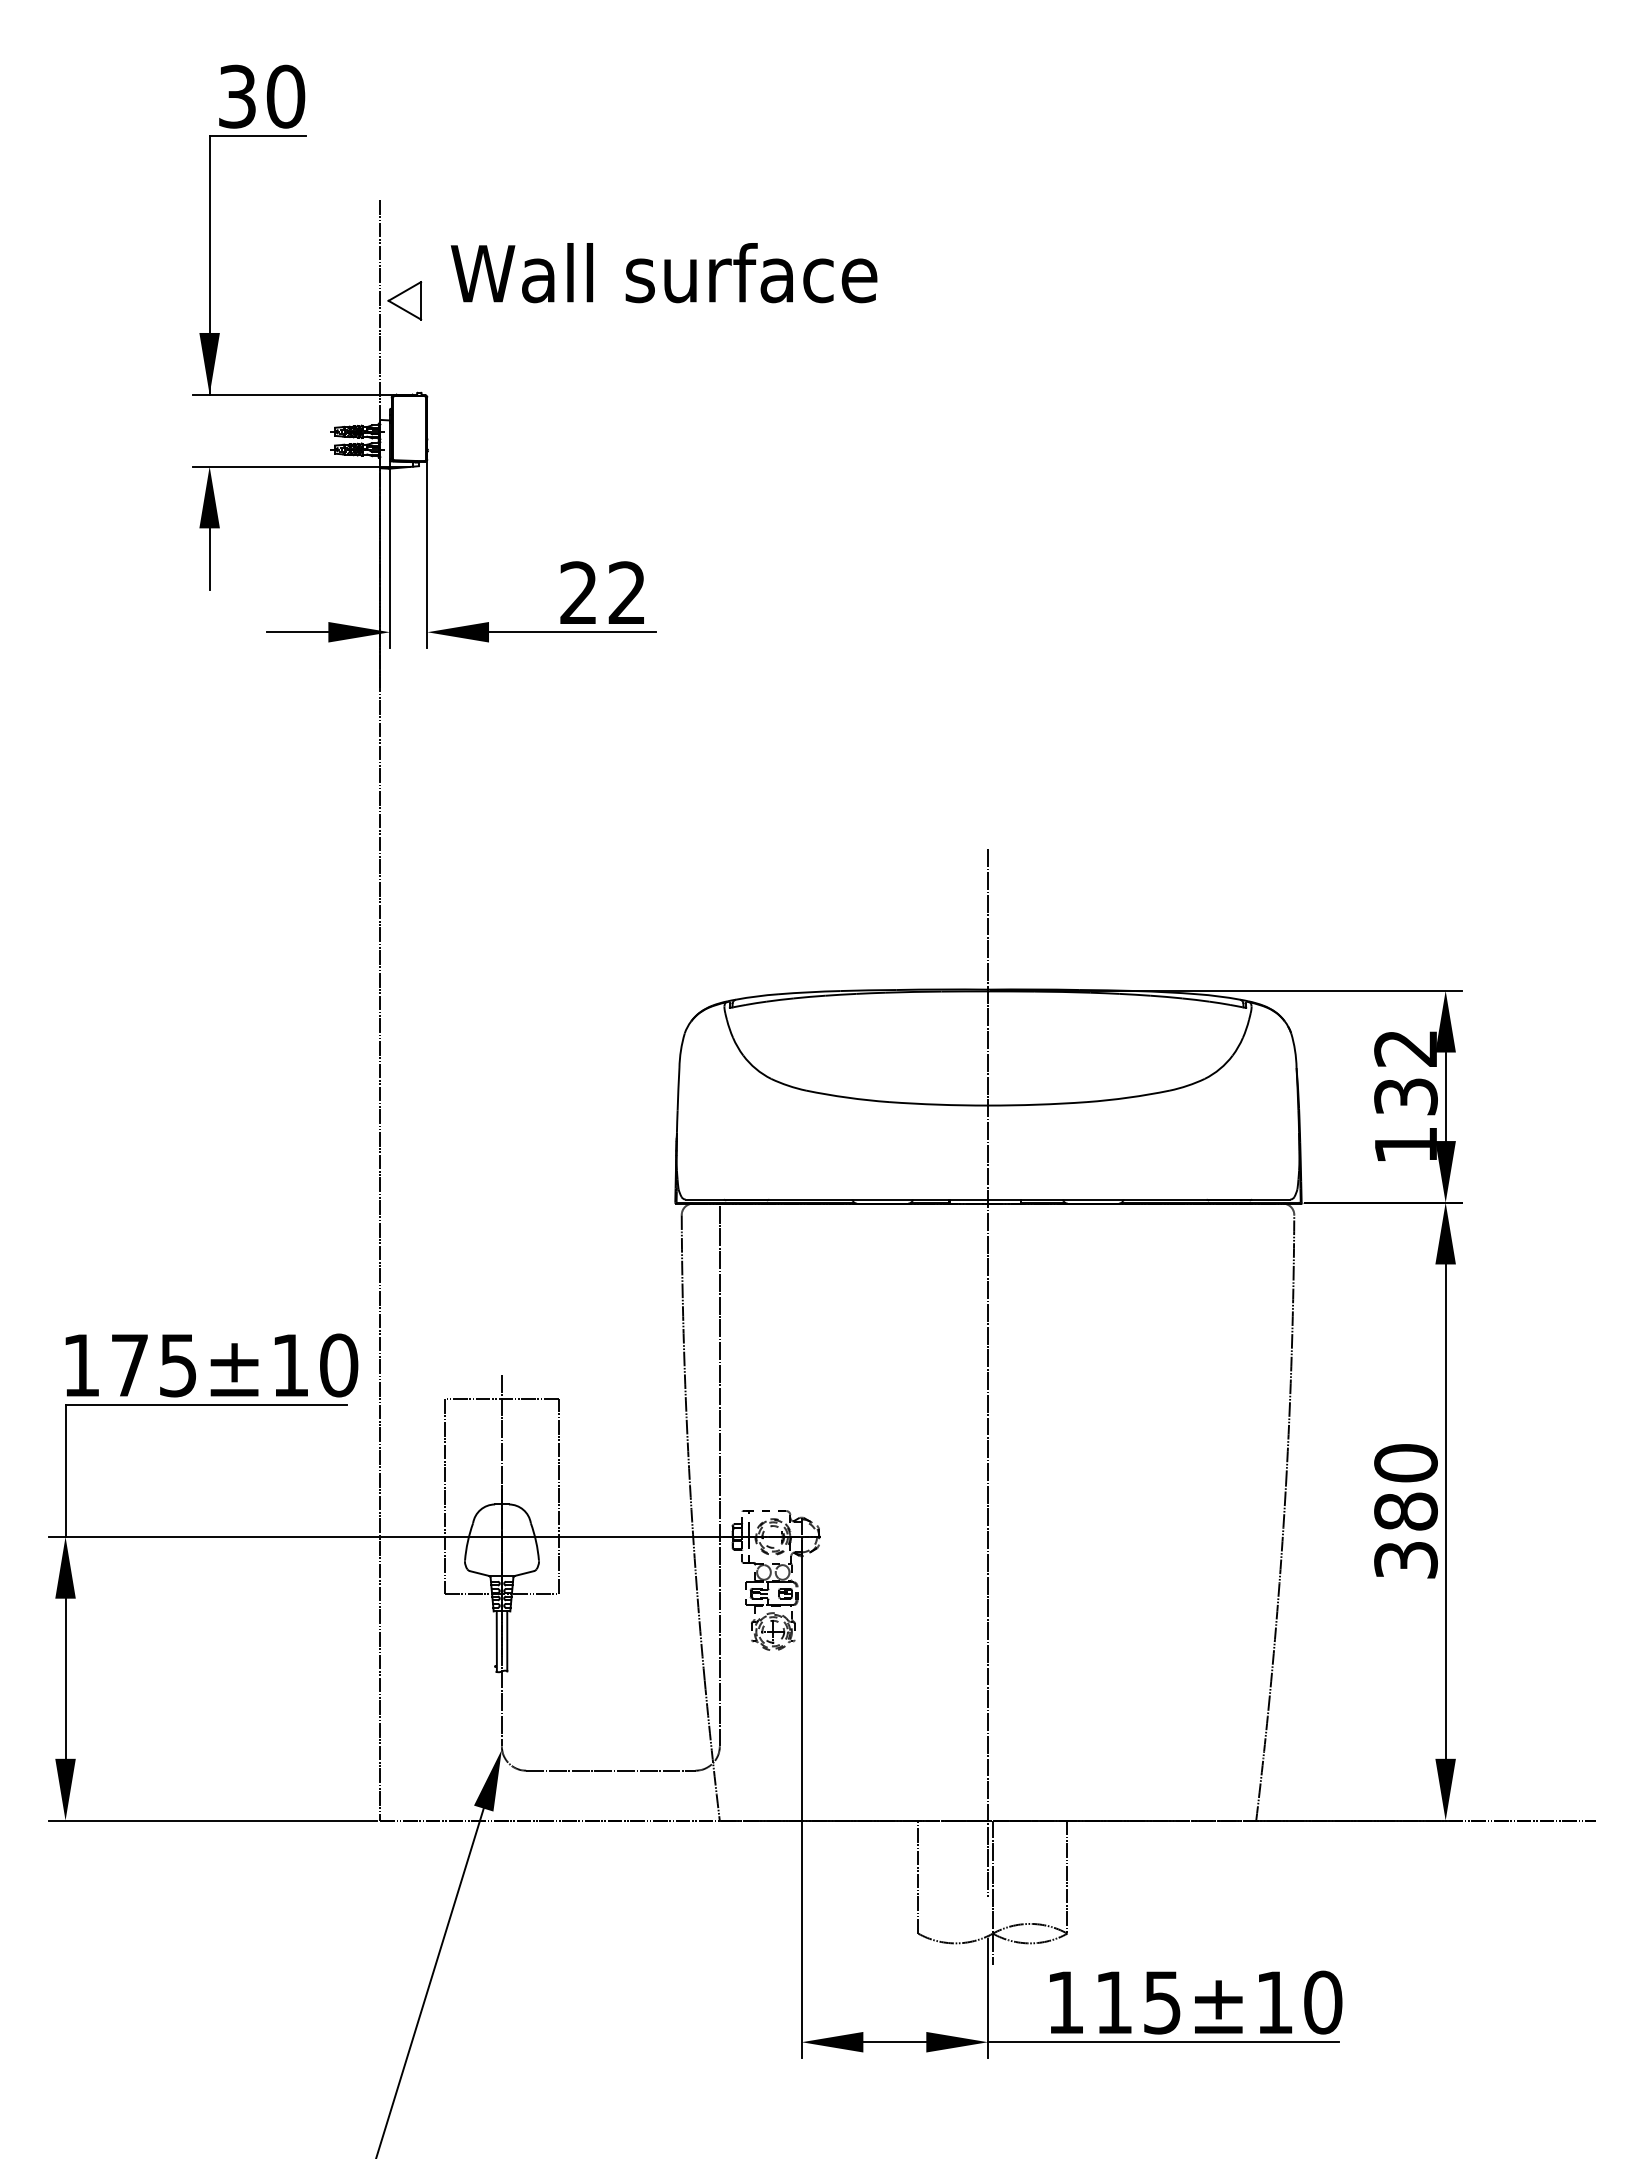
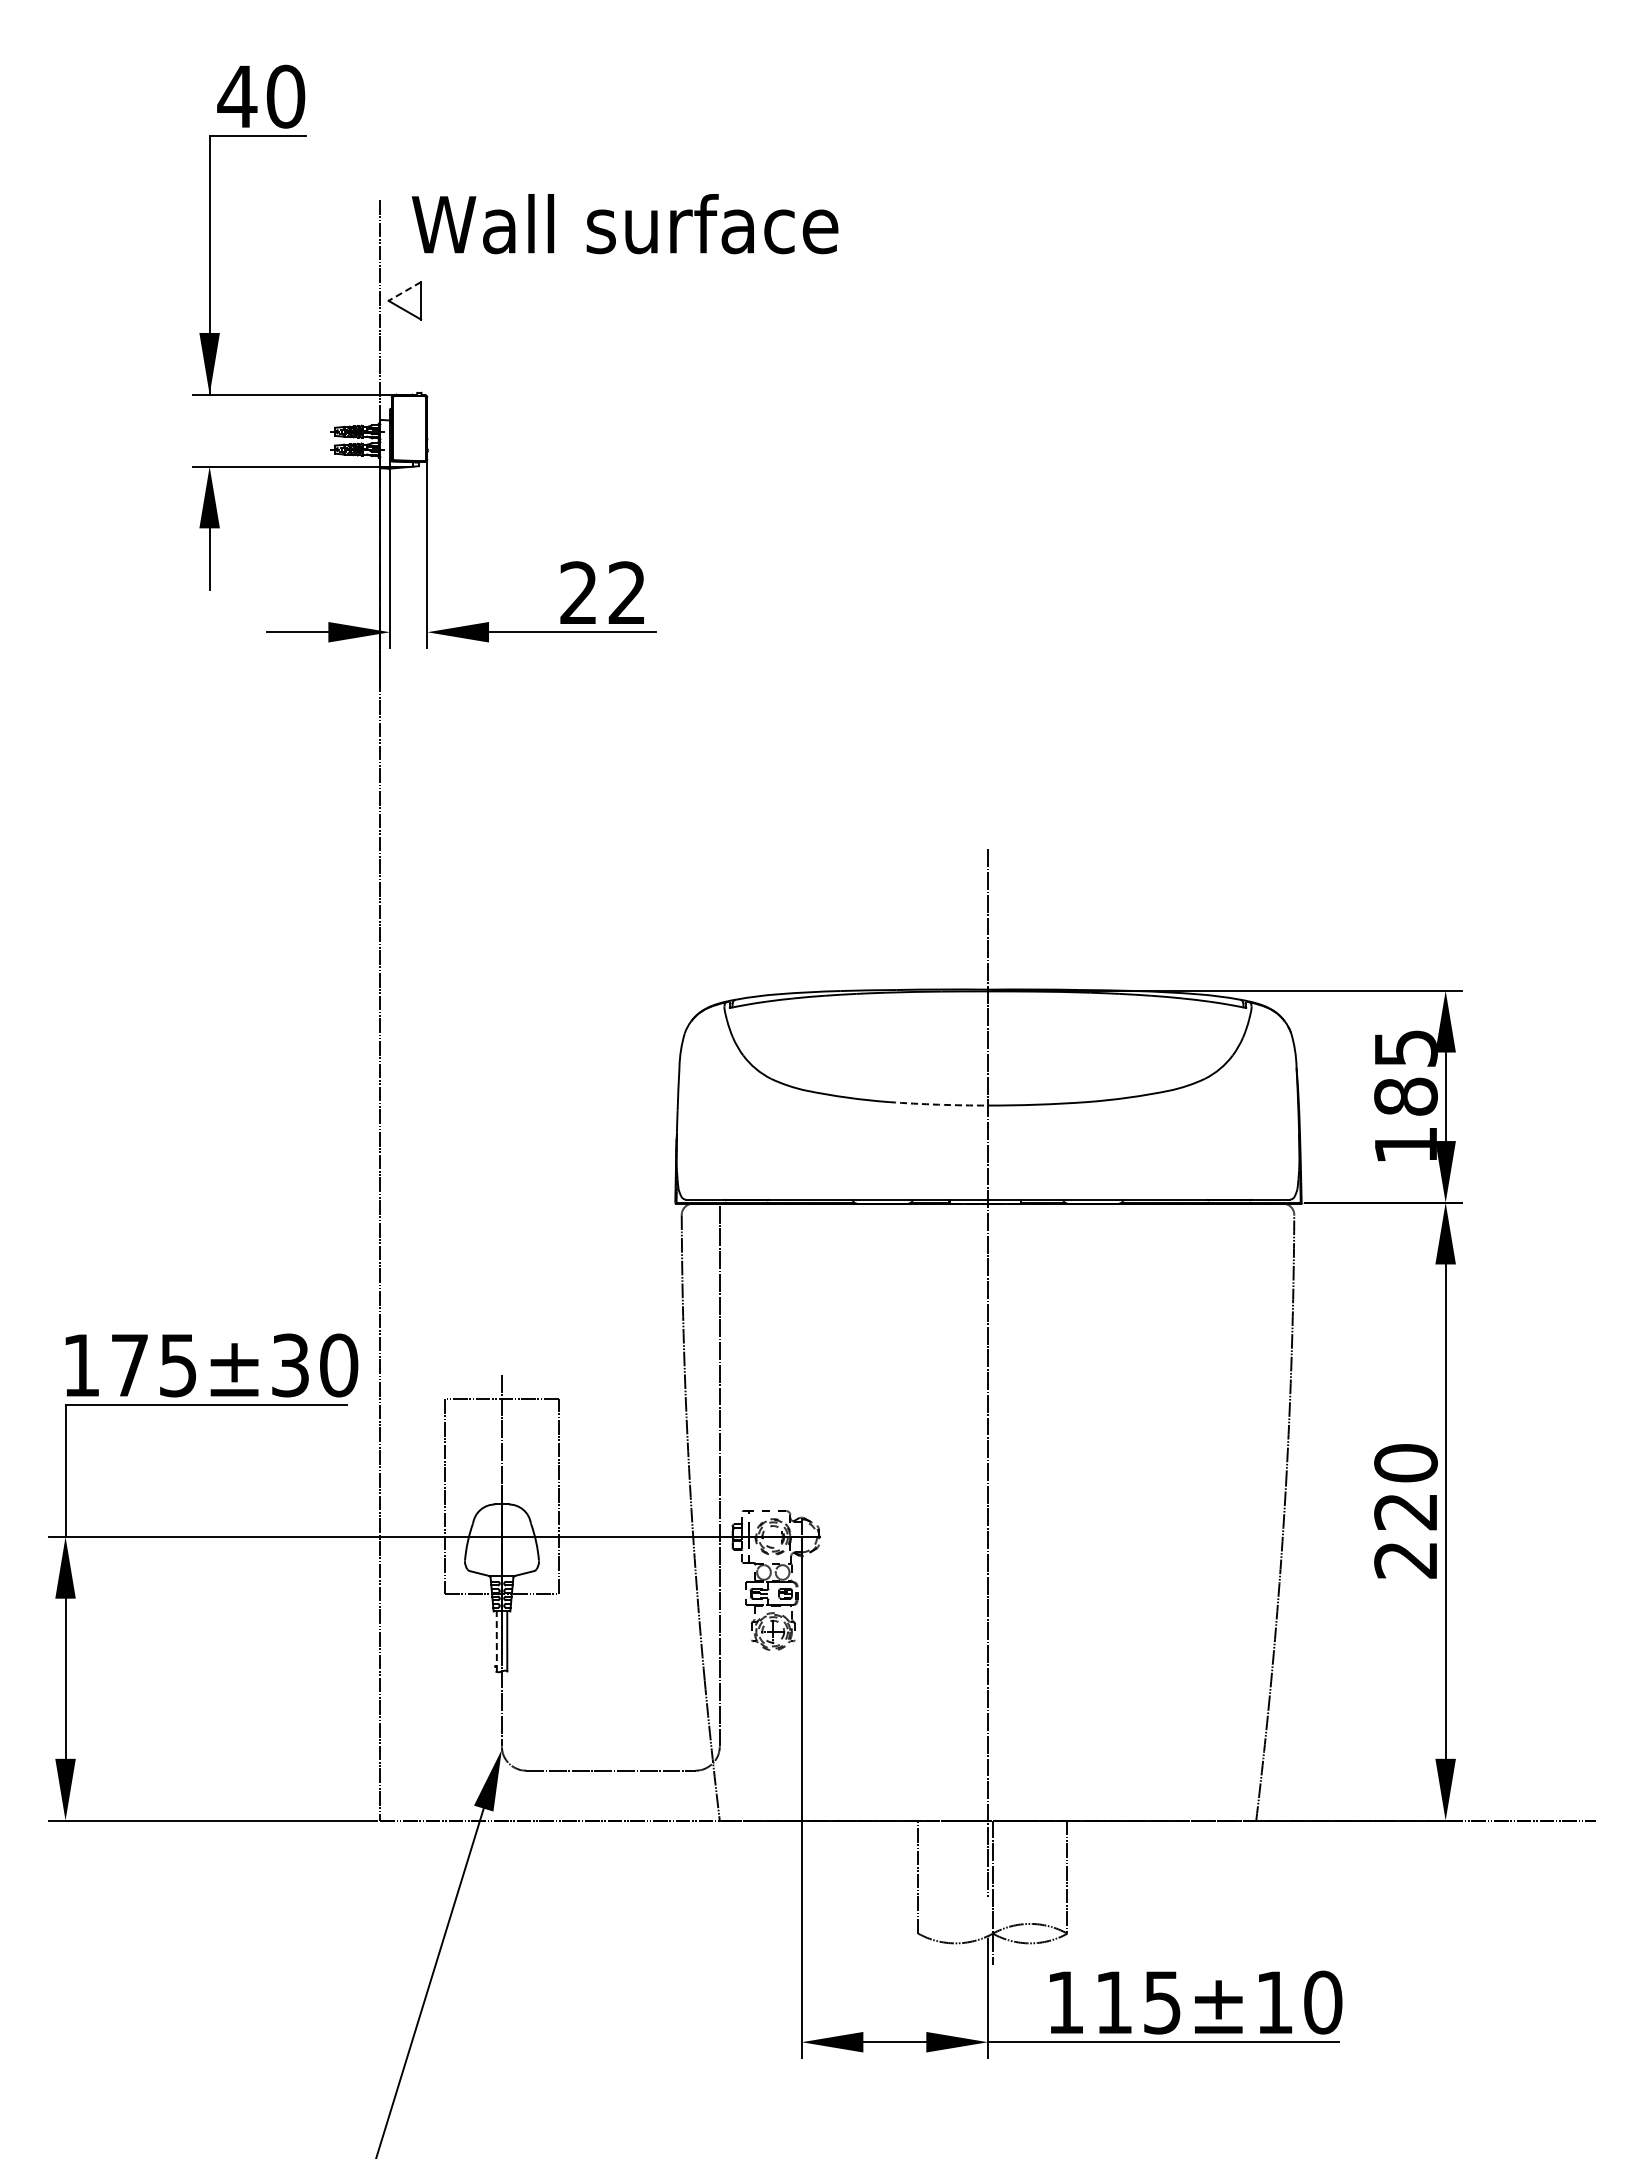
text: 30 -> 40 (237, 96)
text position: (663, 273) -> (624, 224) (624, 224)
line: solid -> dashed (404, 291)
text: 132 -> 185 (1405, 1072)
arc: solid -> dashed (938, 1104)
text: 175±10 -> 175±30 (290, 1365)
text: 380 -> 220 (1405, 1535)
line: solid -> dashed (496, 1641)
